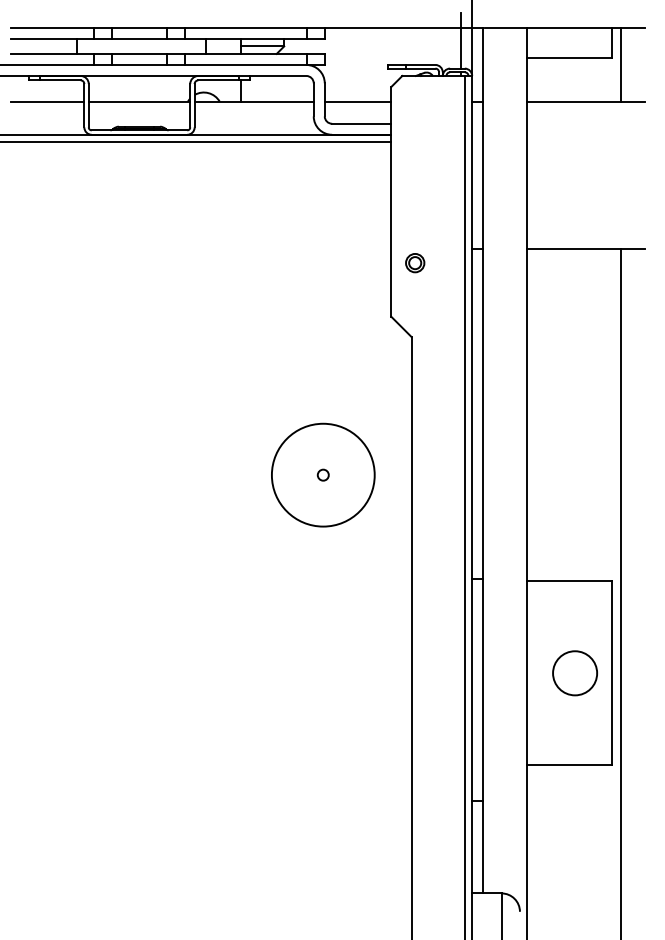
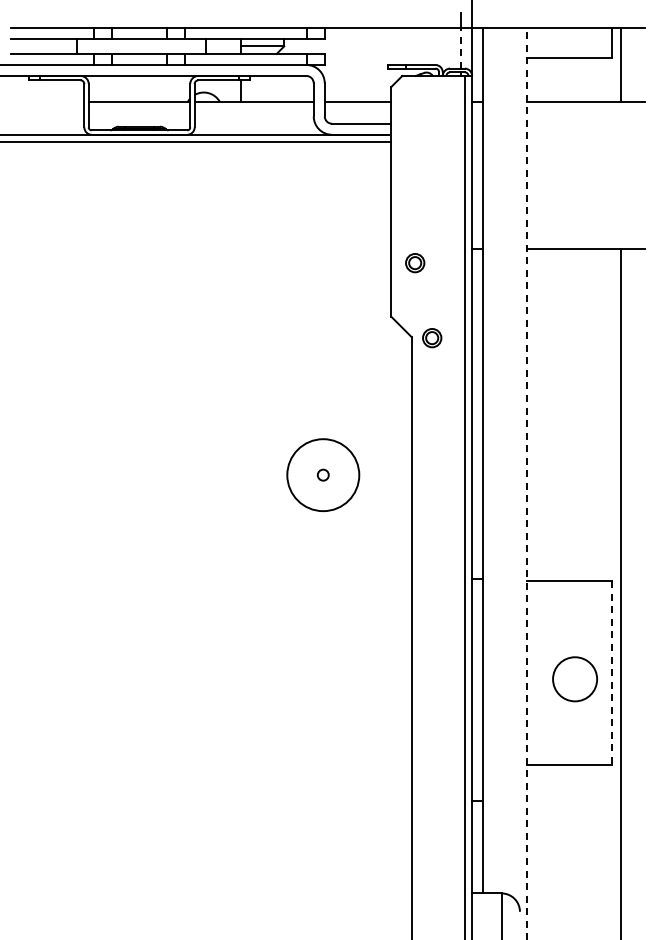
line: solid -> dashed (461, 47)
line: present -> none (47, 101)
part: none -> present (432, 338)
circle diameter: 103 px -> 72 px (323, 475)
line: solid -> dashed (527, 483)
circle position: (574, 673) -> (574, 679) (574, 679)
line: solid -> dashed (611, 673)
